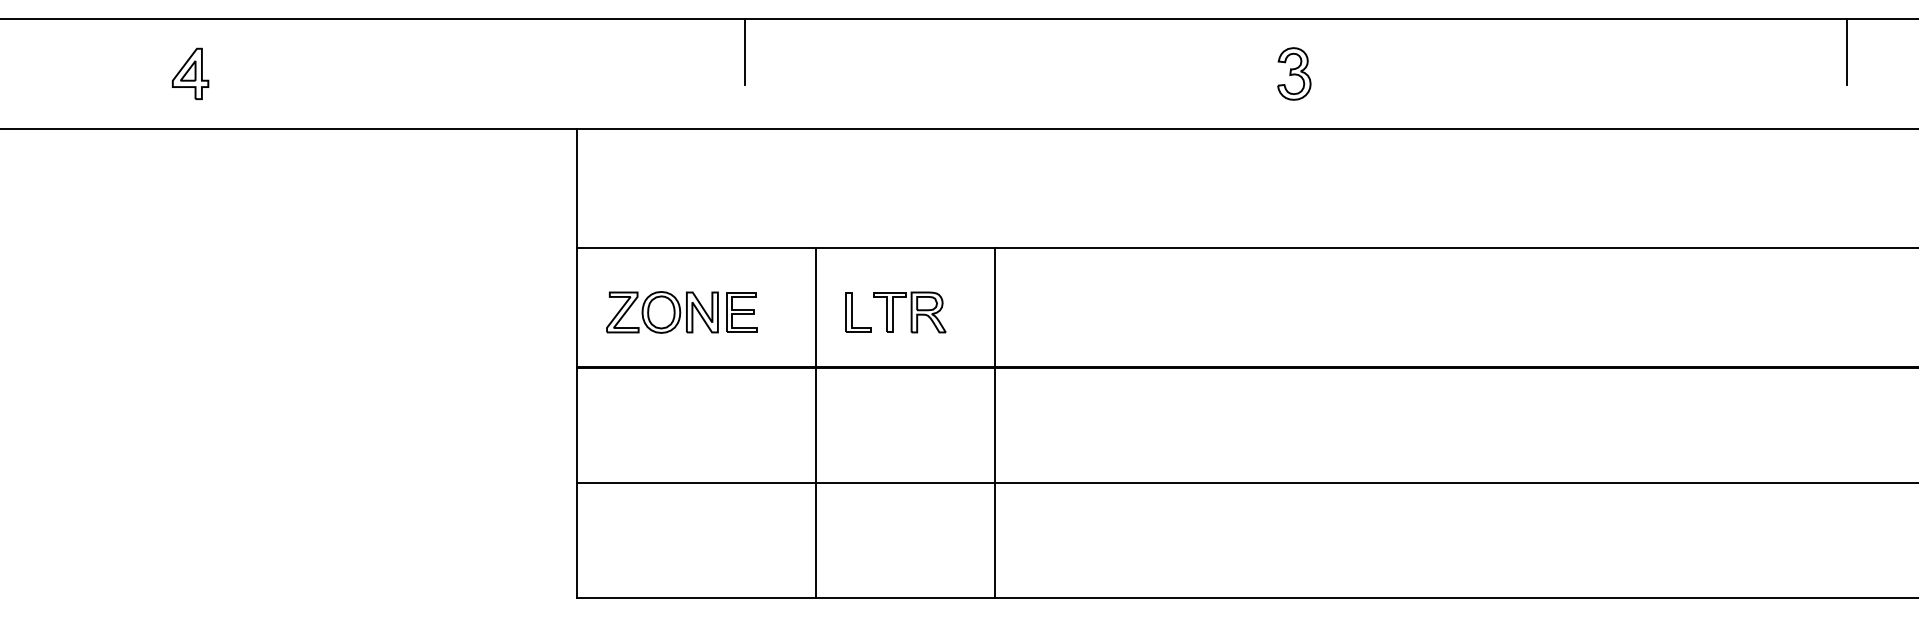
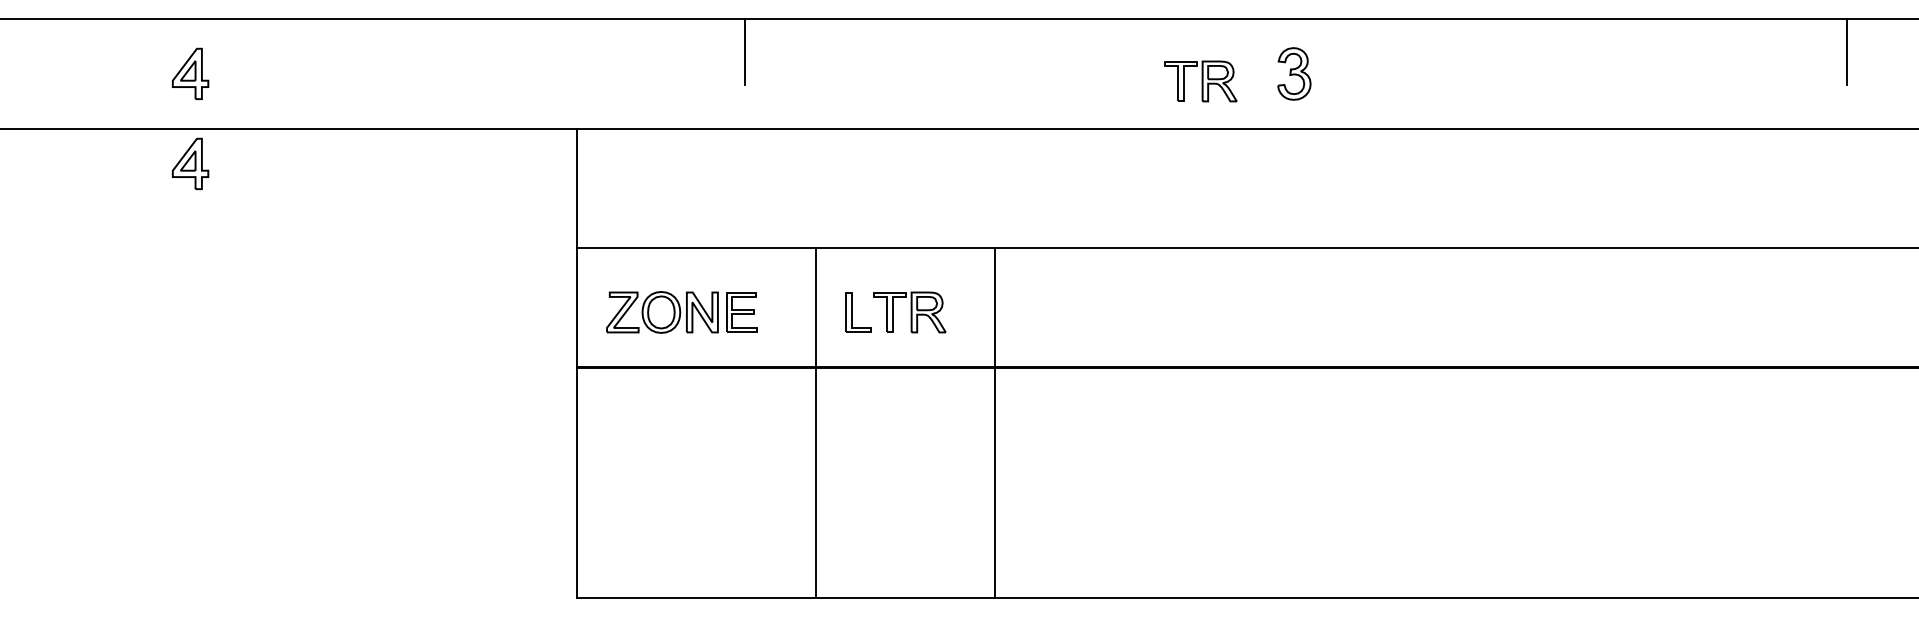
part: none -> present (1200, 81)
part: none -> present (190, 163)
line: present -> none (1246, 483)
